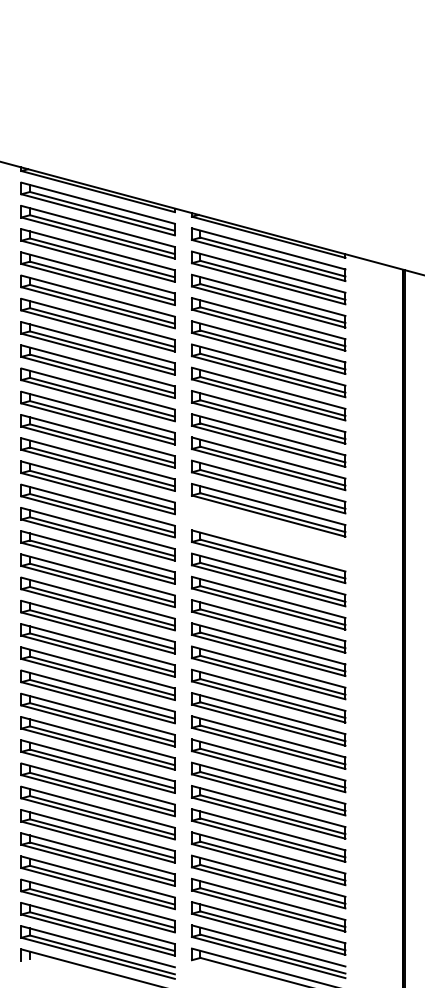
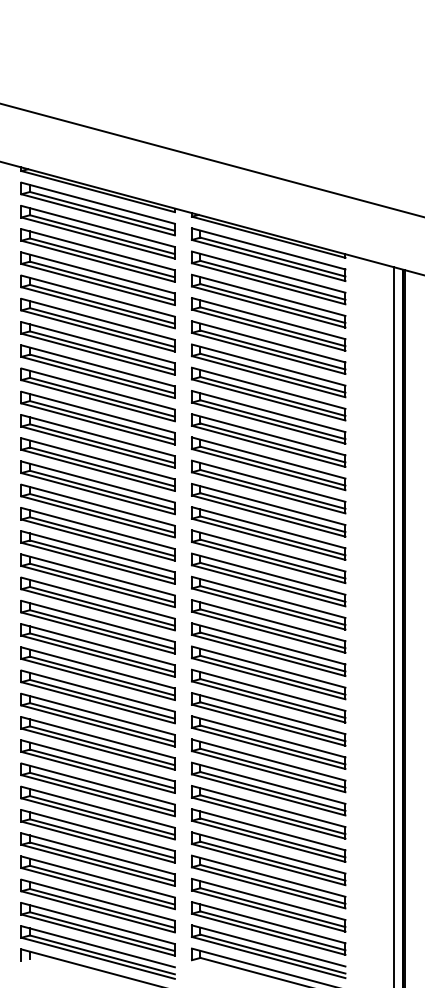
line: none -> present (211, 160)
part: none -> present (268, 533)
line: none -> present (394, 625)
